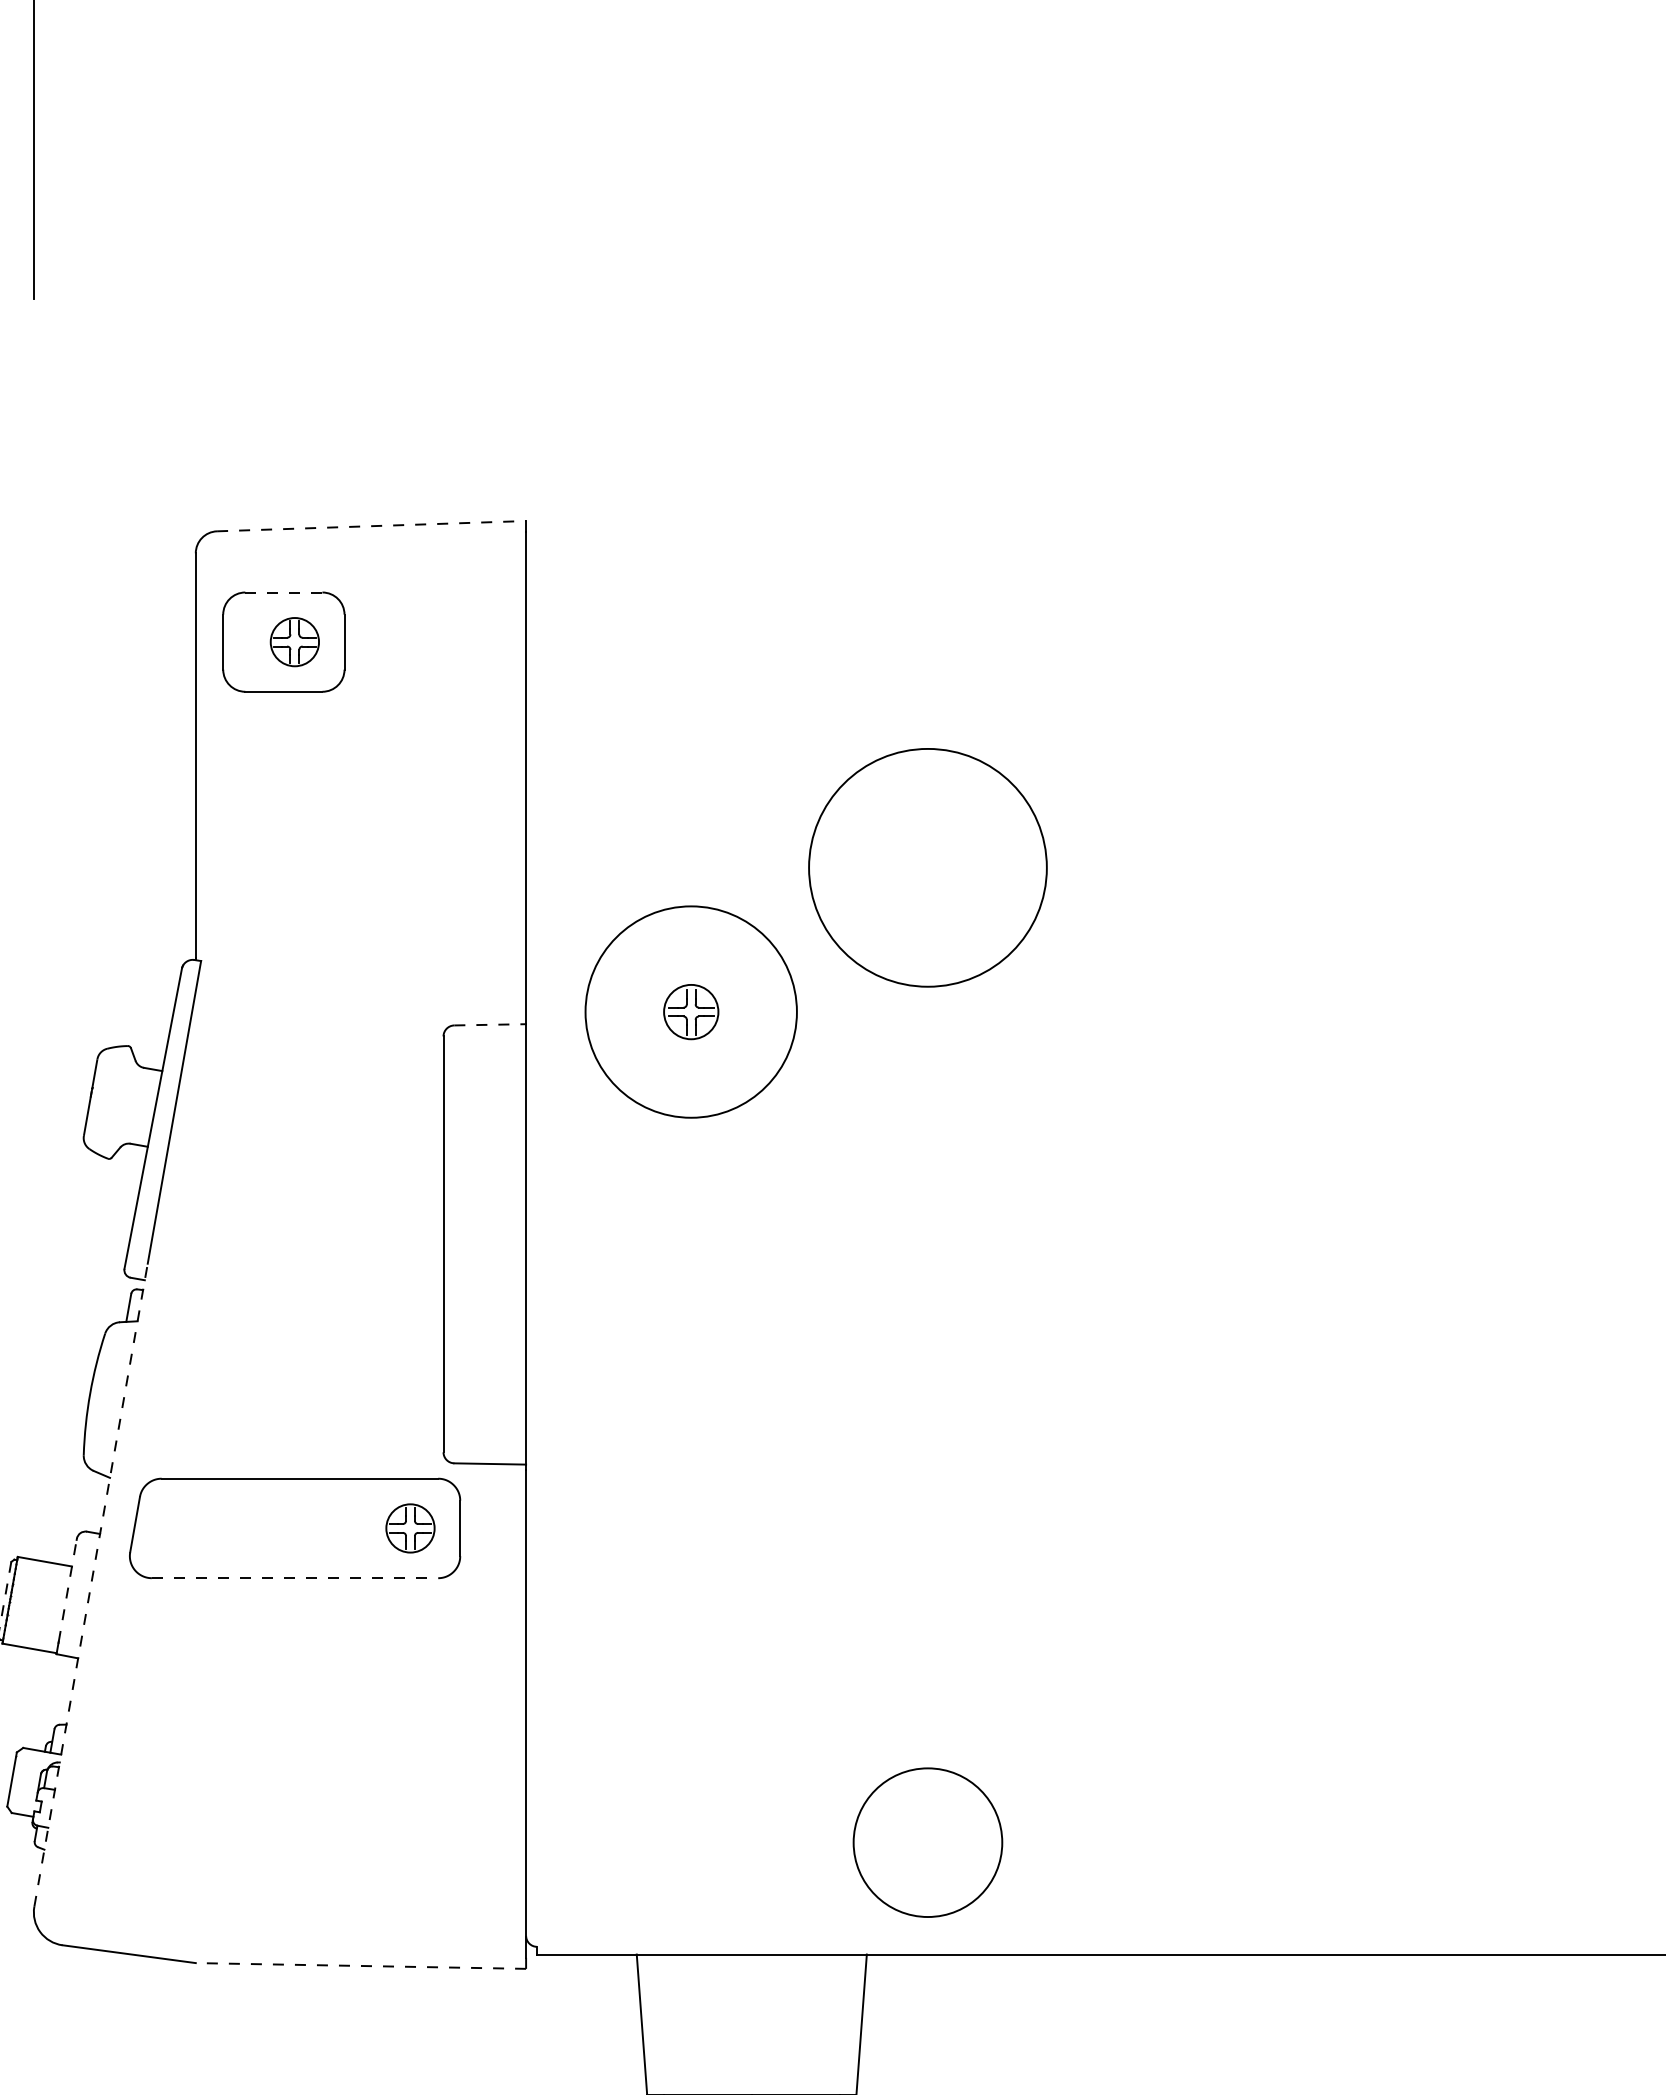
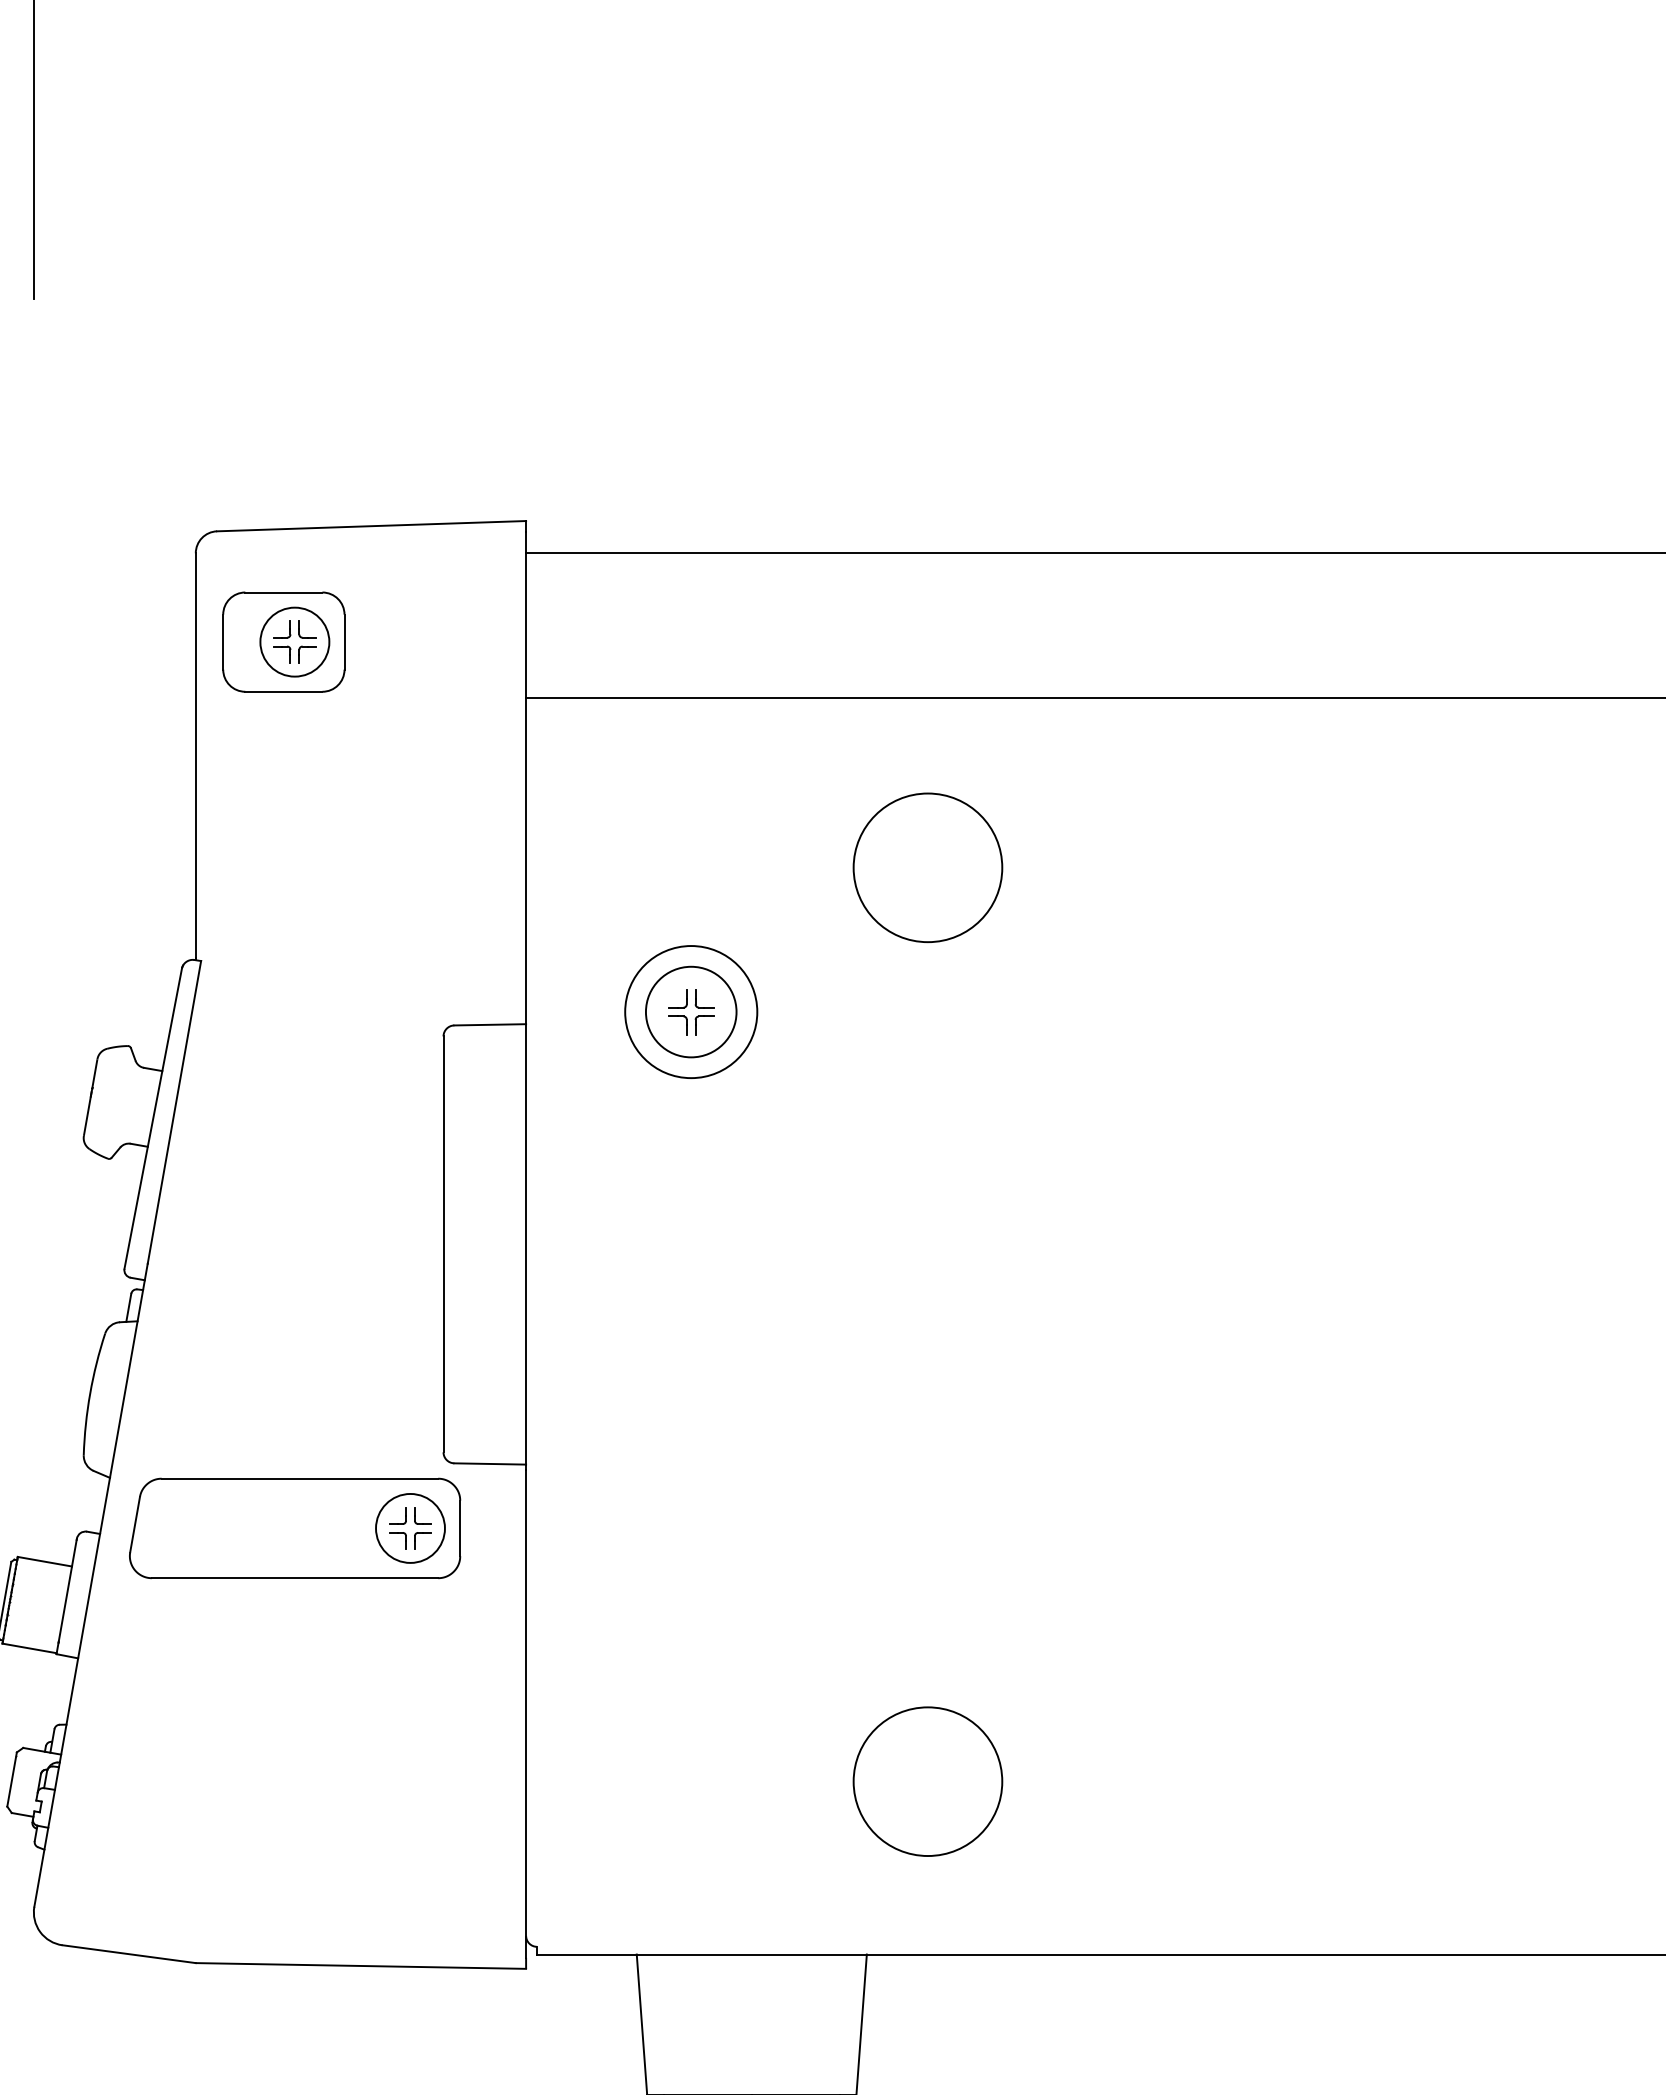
line: dashed -> solid (371, 526)
line: none -> present (1094, 552)
line: dashed -> solid (283, 592)
circle diameter: 48 px -> 69 px (294, 641)
line: none -> present (1094, 698)
circle diameter: 238 px -> 149 px (927, 867)
circle diameter: 211 px -> 132 px (691, 1012)
circle diameter: 54 px -> 91 px (690, 1011)
line: dashed -> solid (490, 1024)
circle diameter: 48 px -> 69 px (410, 1527)
line: dashed -> solid (295, 1578)
line: dashed -> solid (91, 1584)
line: dashed -> solid (67, 1590)
line: dashed -> solid (5, 1593)
circle position: (927, 1842) -> (927, 1781) (927, 1781)
line: dashed -> solid (360, 1965)
